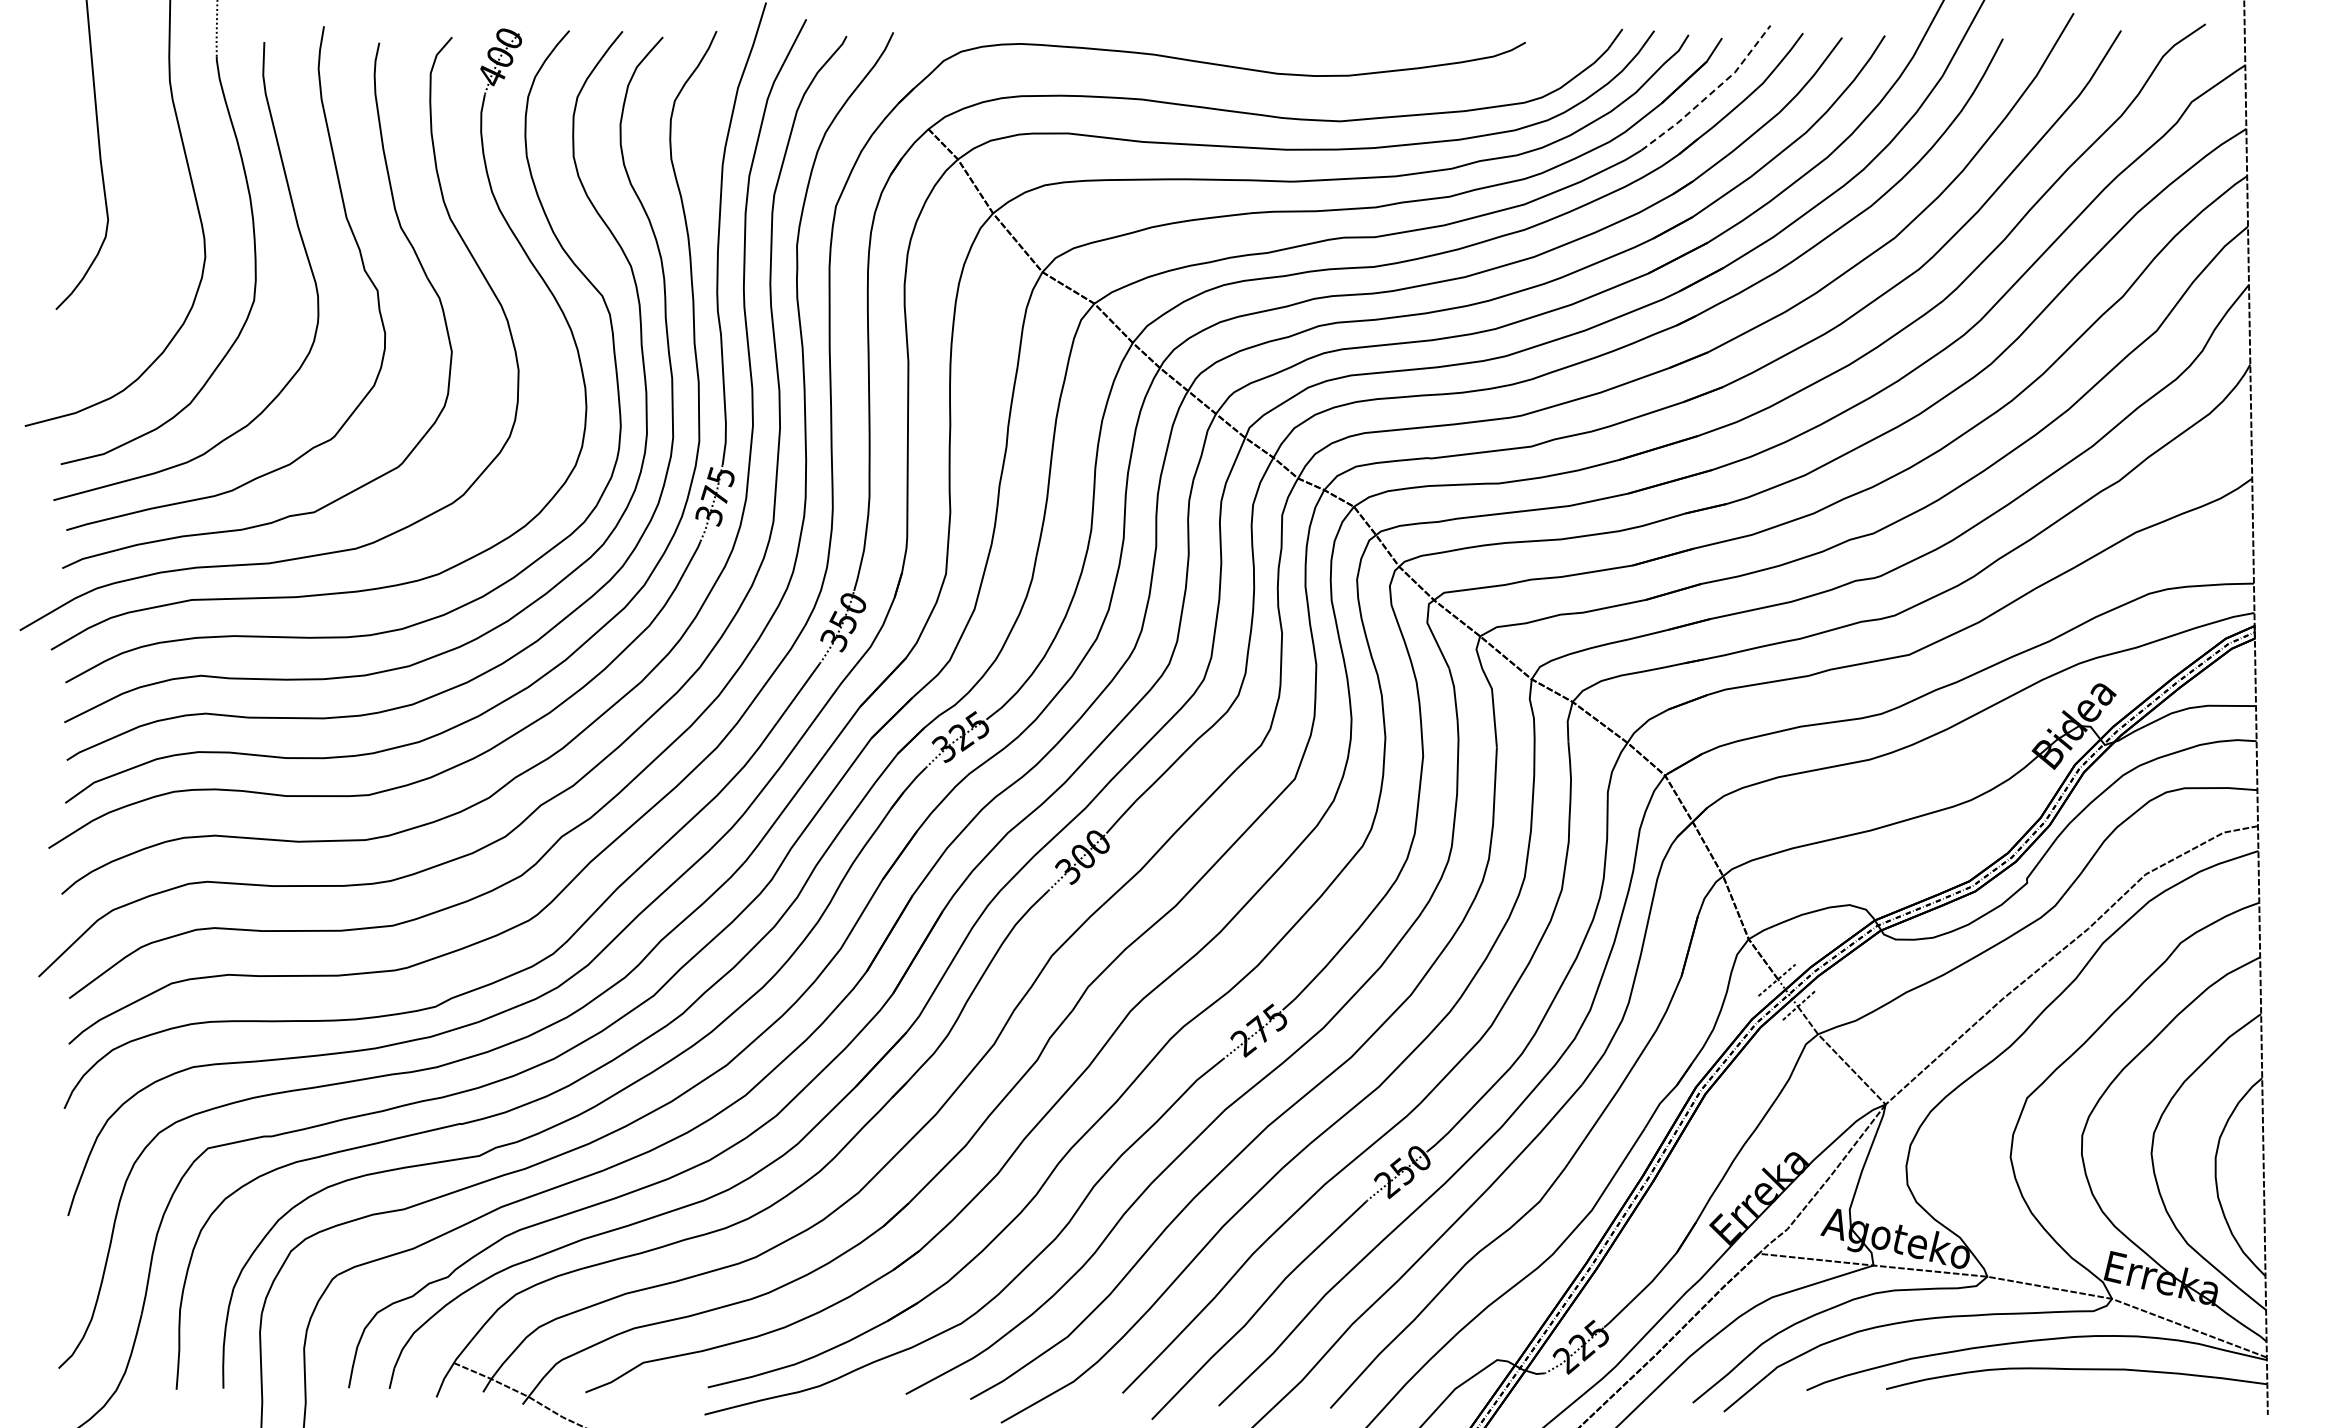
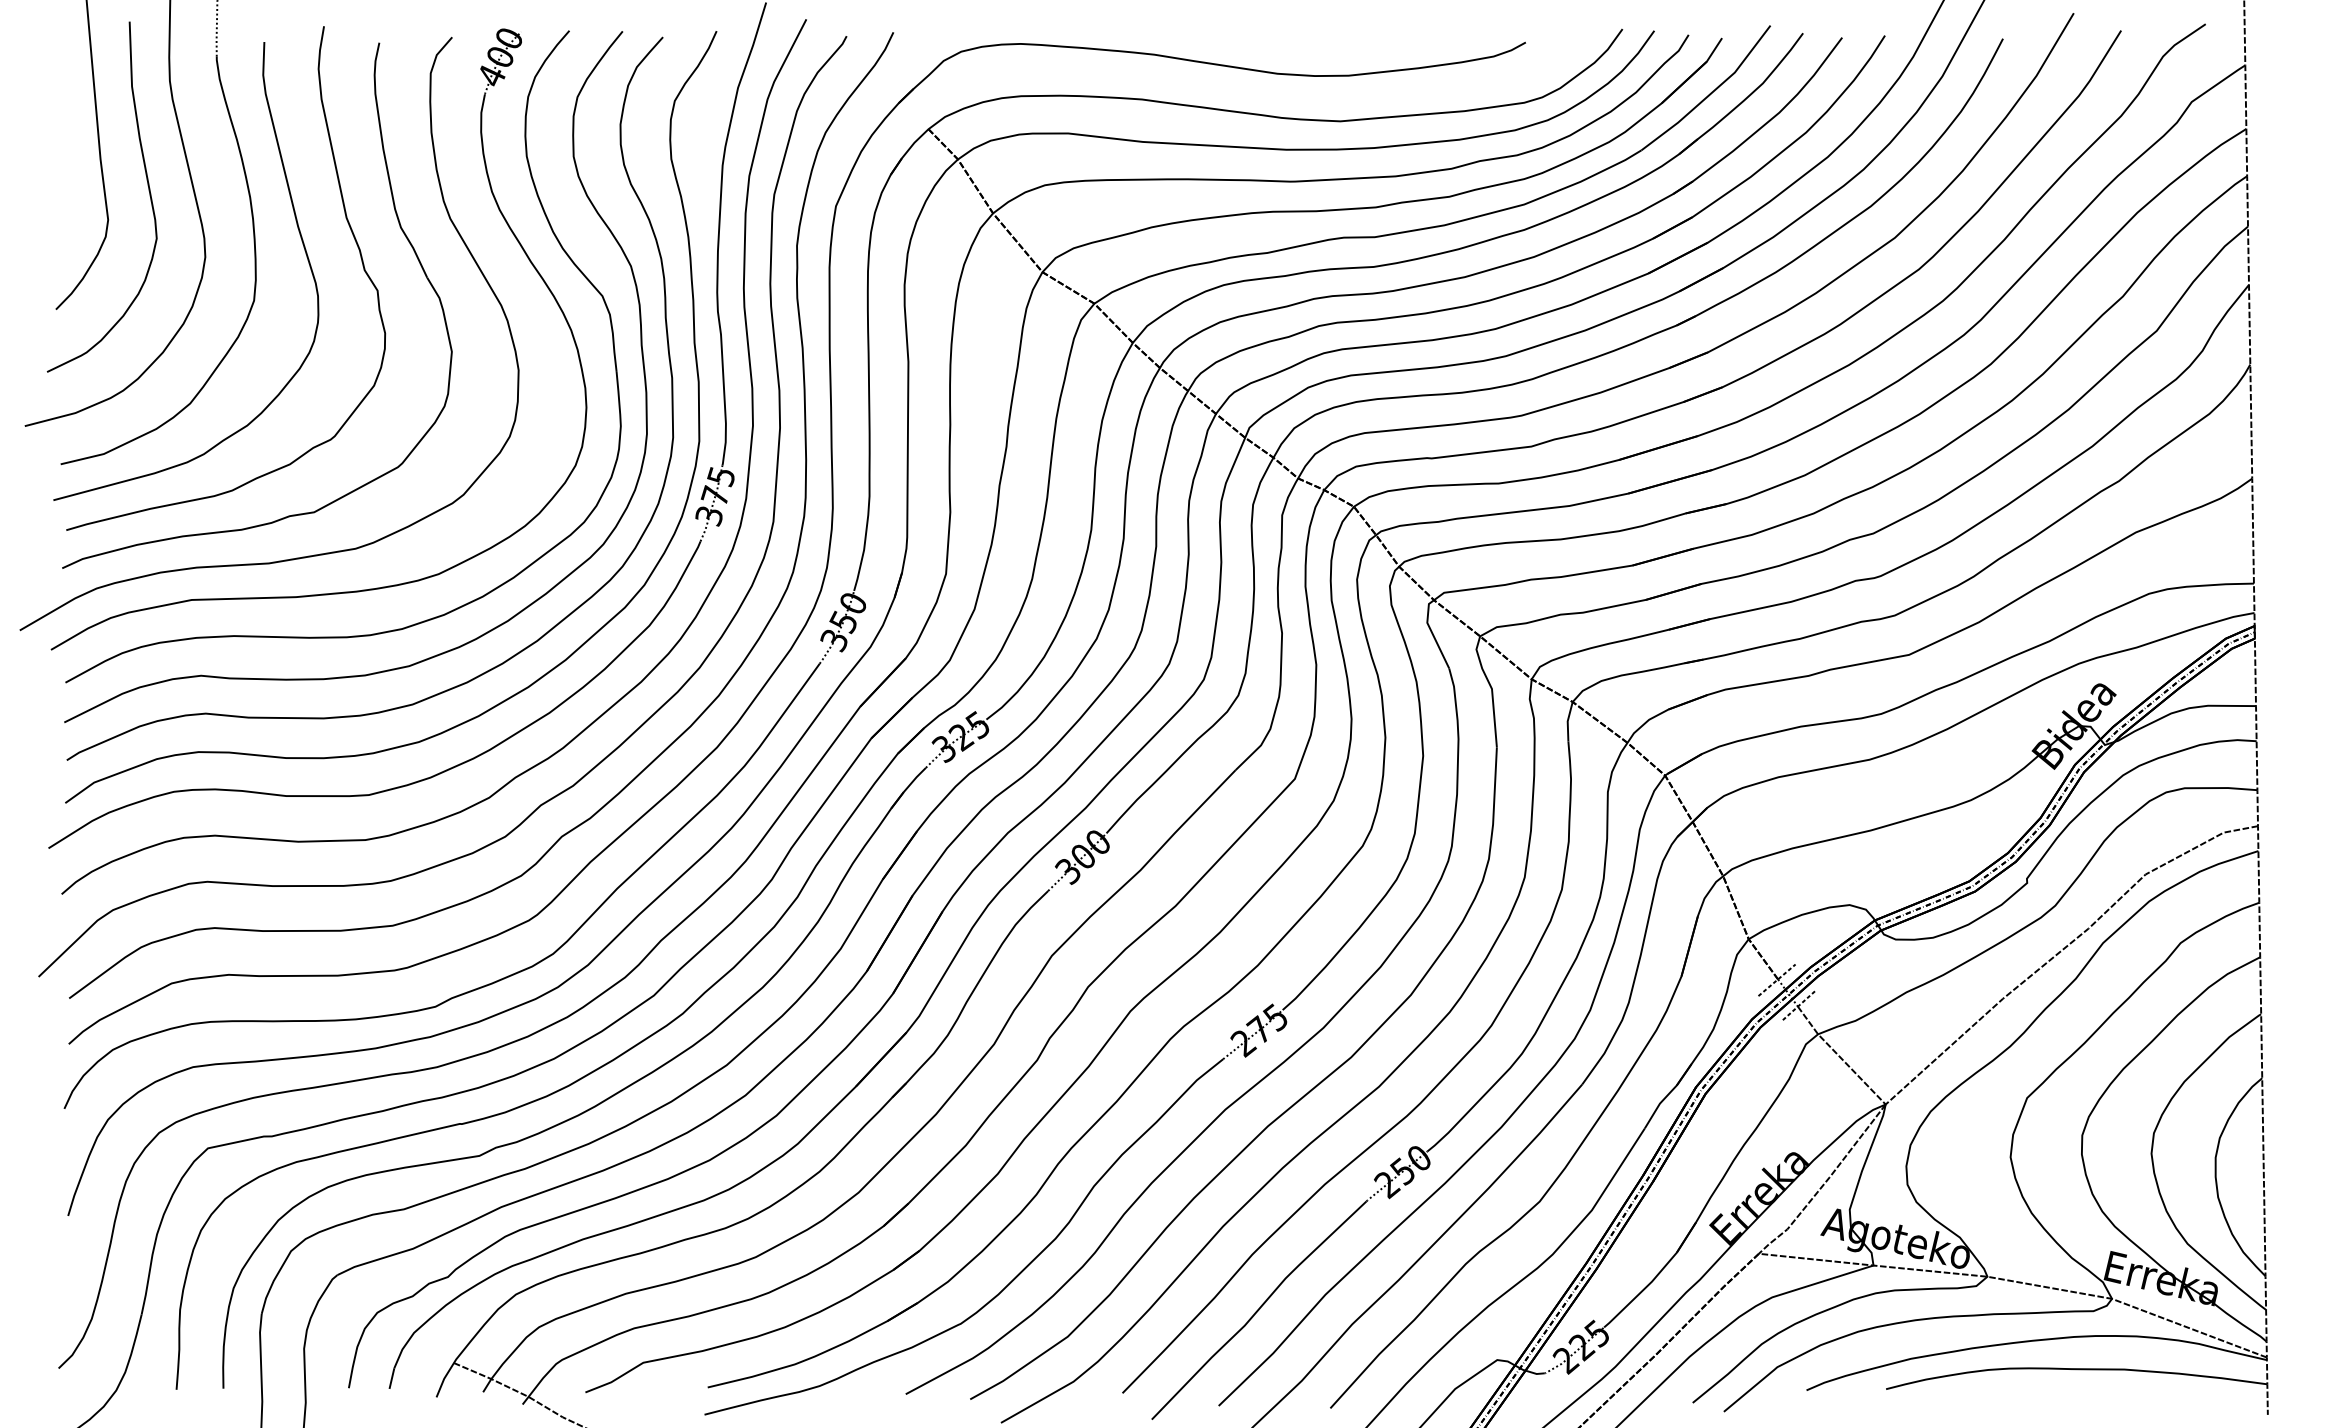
line: dashed -> solid (1711, 93)
curve: none -> present (148, 191)
